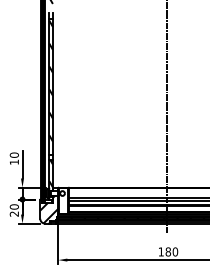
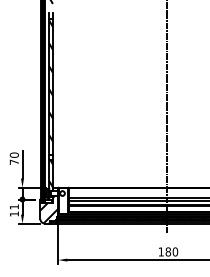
text: 10 -> 70 (13, 161)
text: 20 -> 11 (13, 210)
